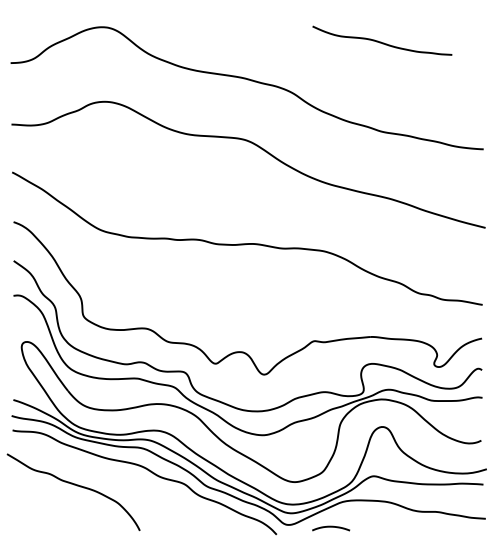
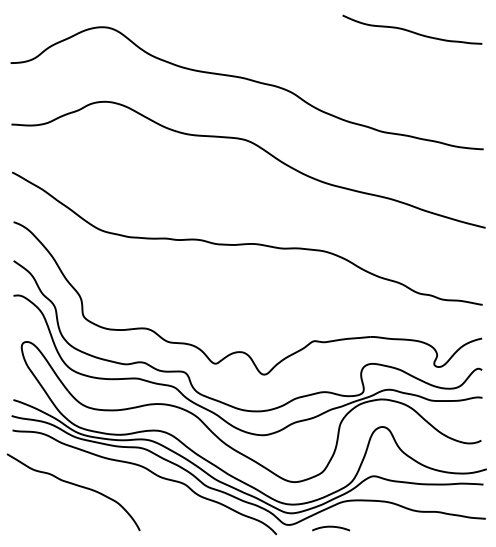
curve position: (381, 41) -> (411, 30) (411, 30)
